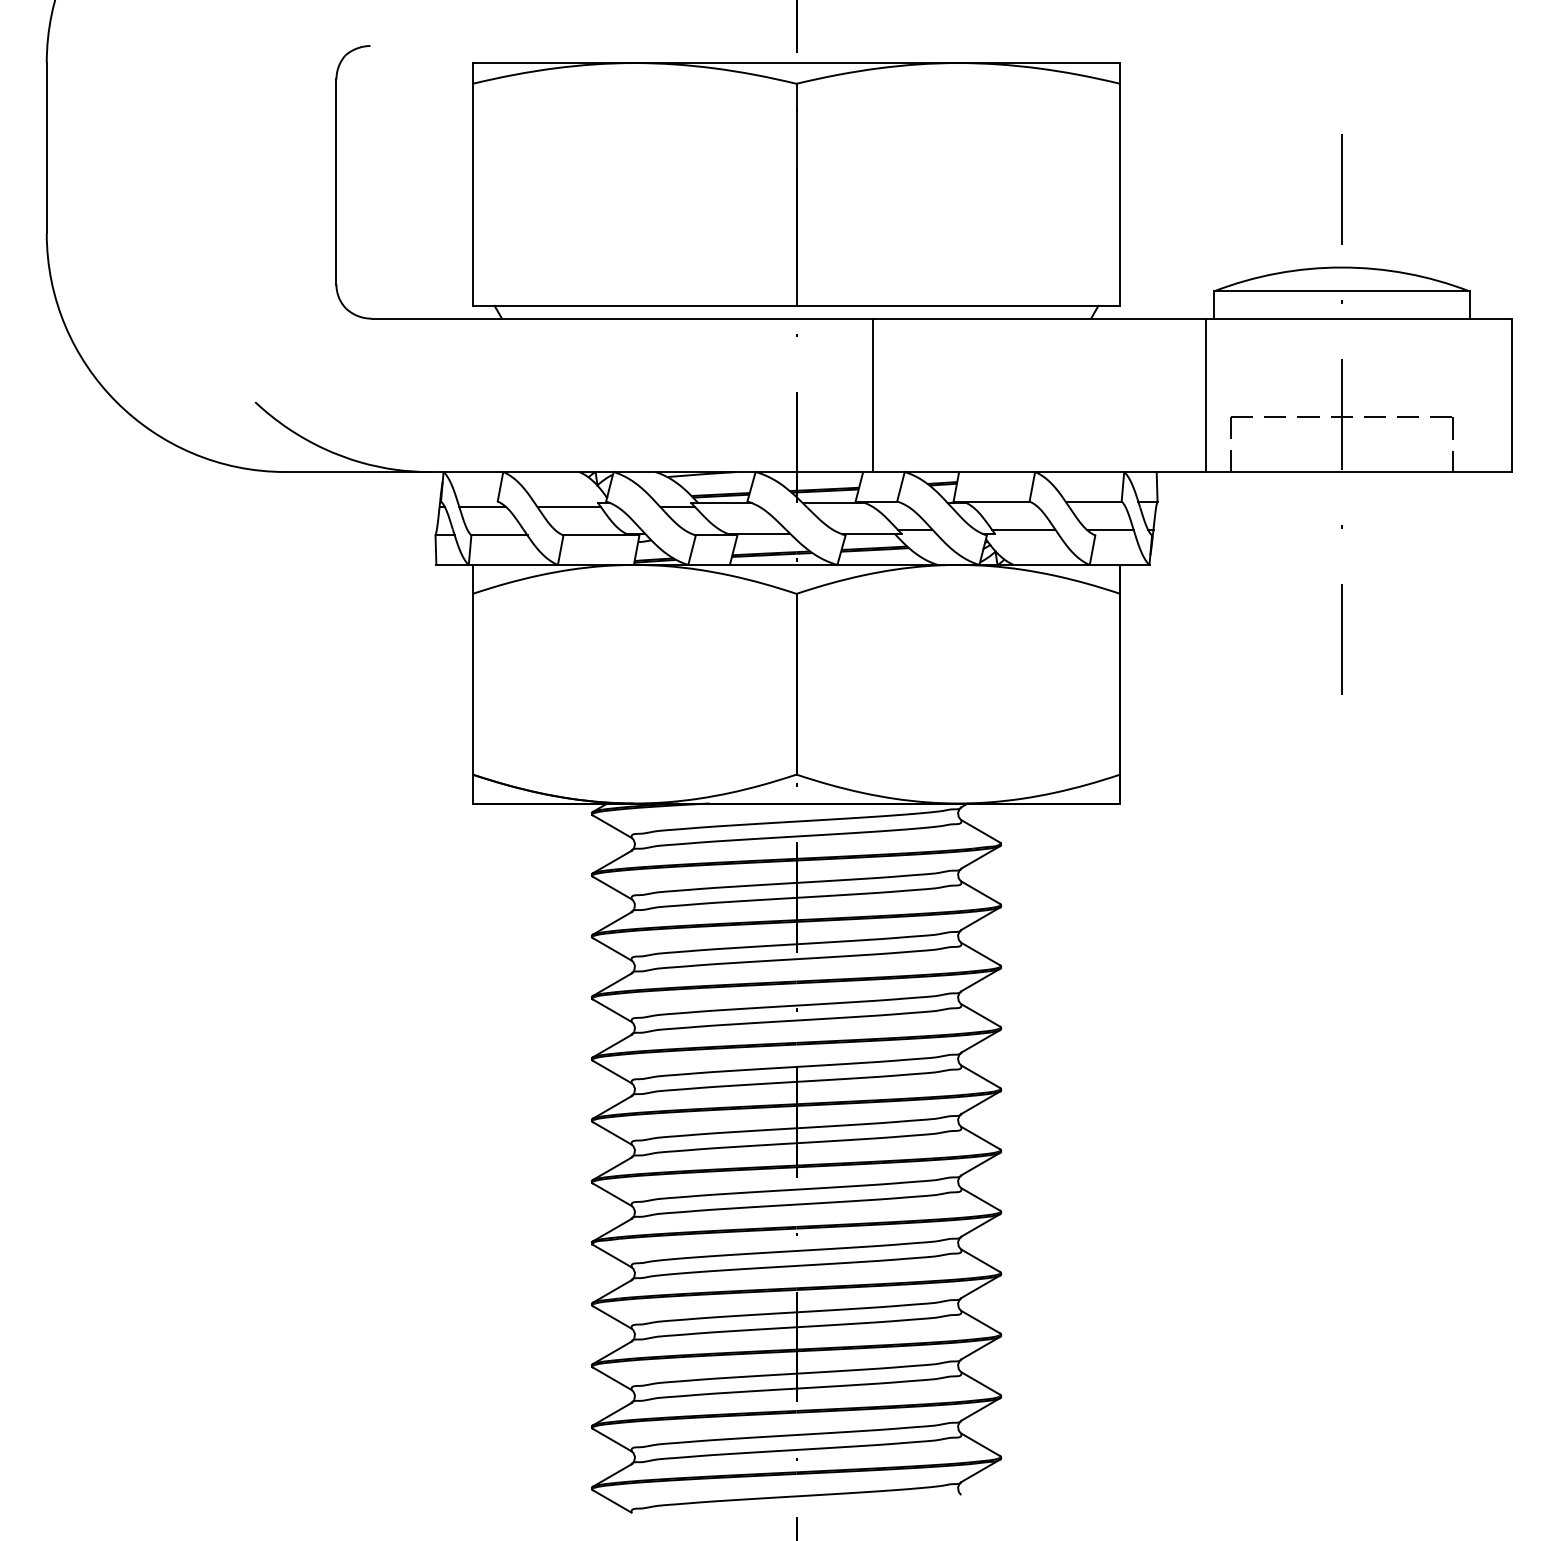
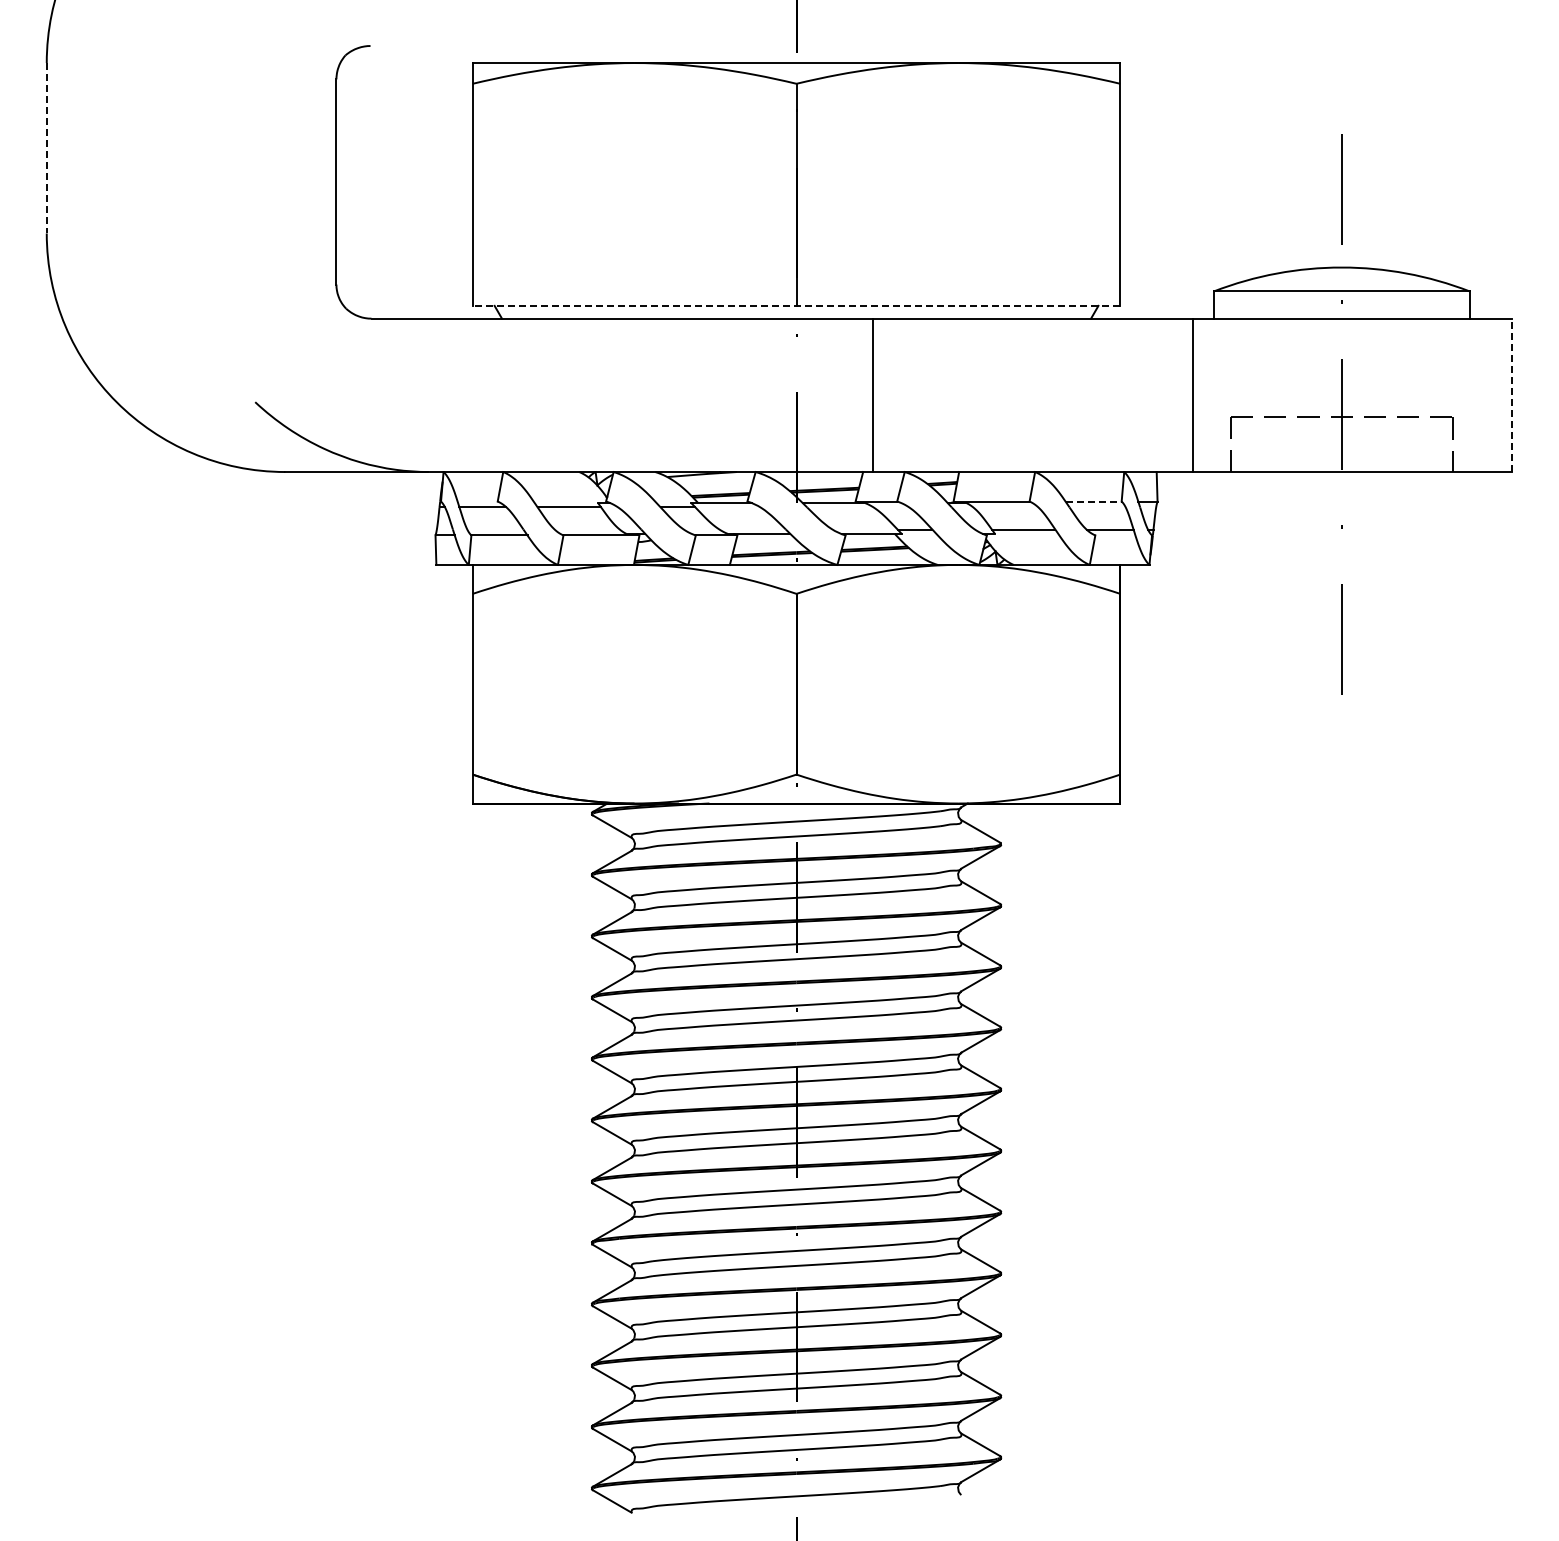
line: solid -> dashed (46, 148)
line: solid -> dashed (796, 305)
line position: (1205, 395) -> (1192, 395) (1192, 395)
line: solid -> dashed (1512, 395)
line: solid -> dashed (1094, 501)
